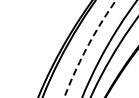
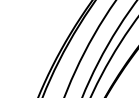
arc: dashed -> solid (87, 47)
